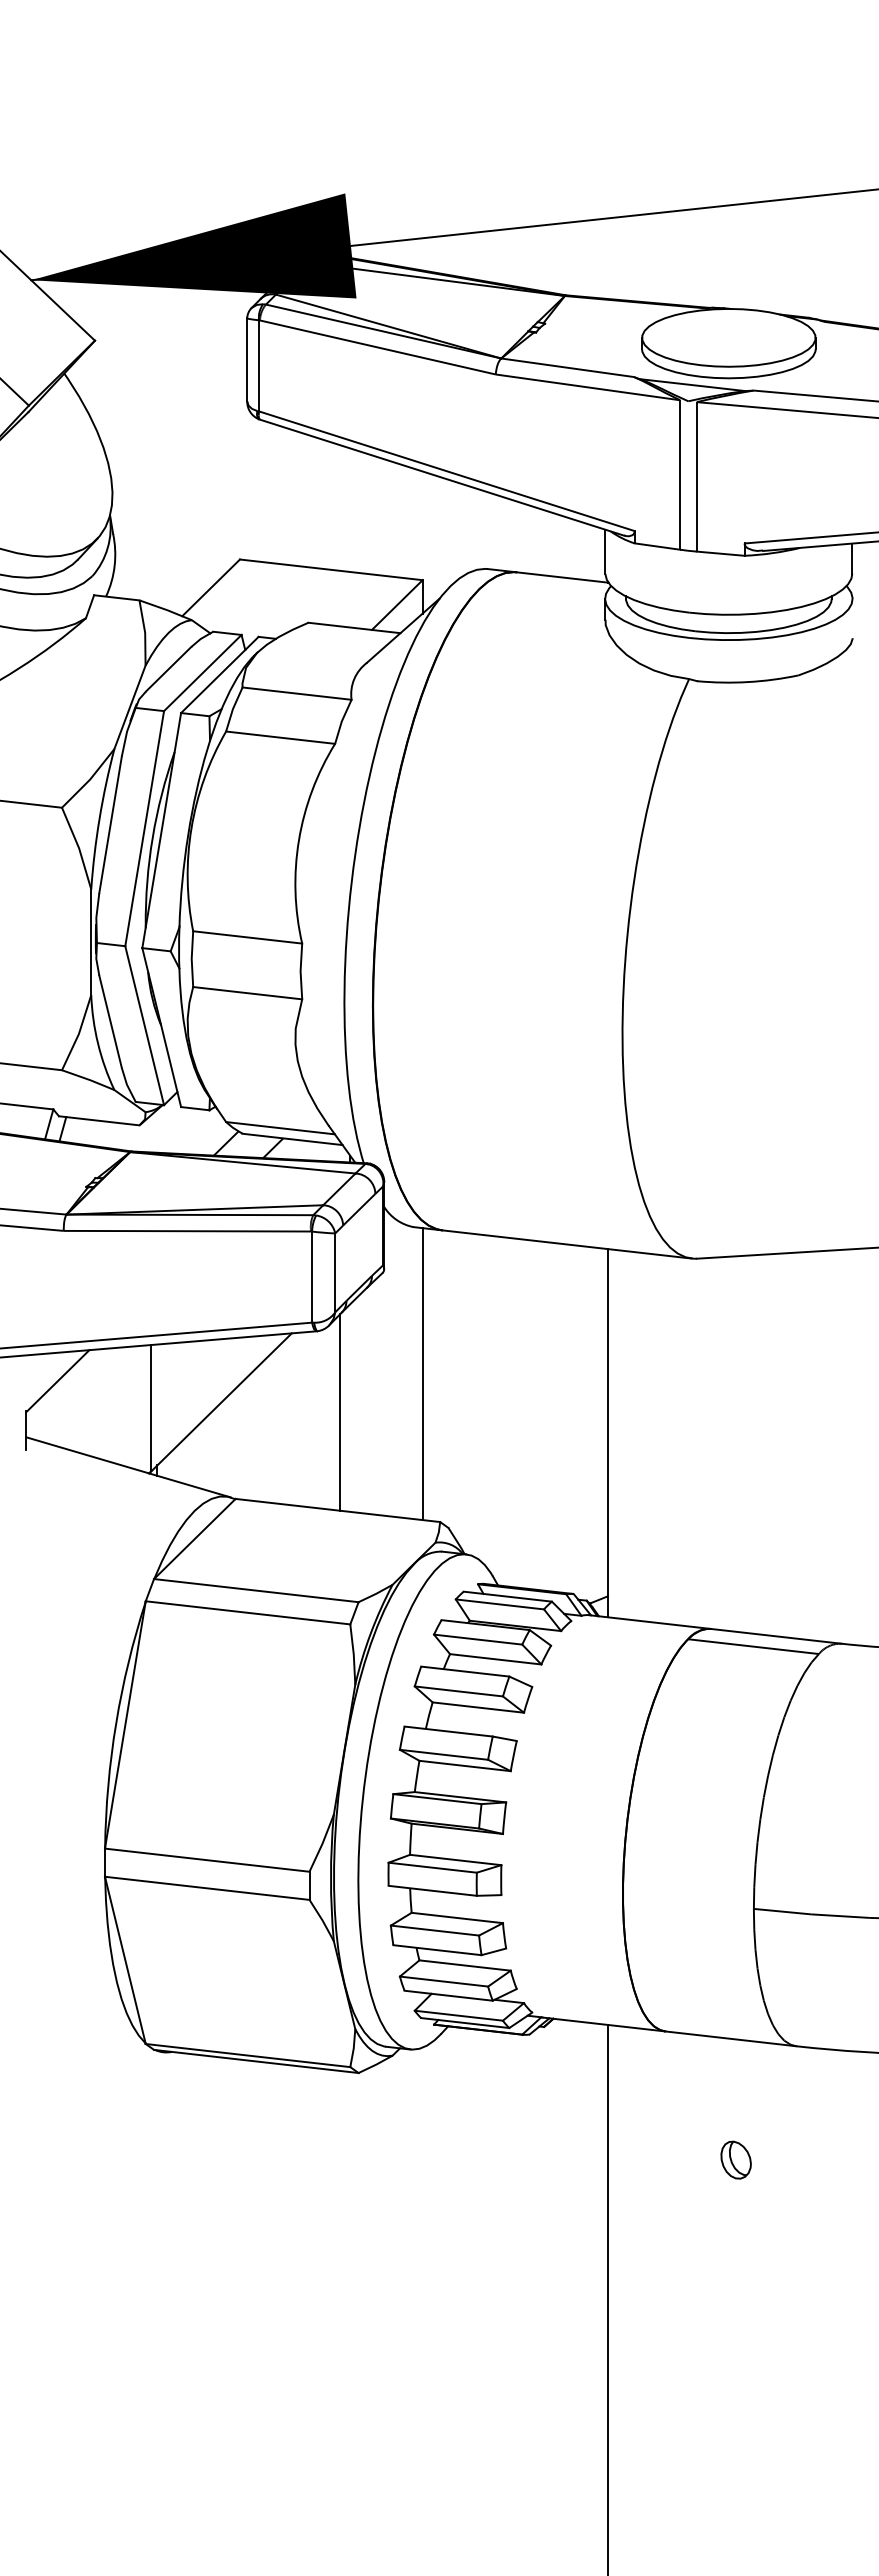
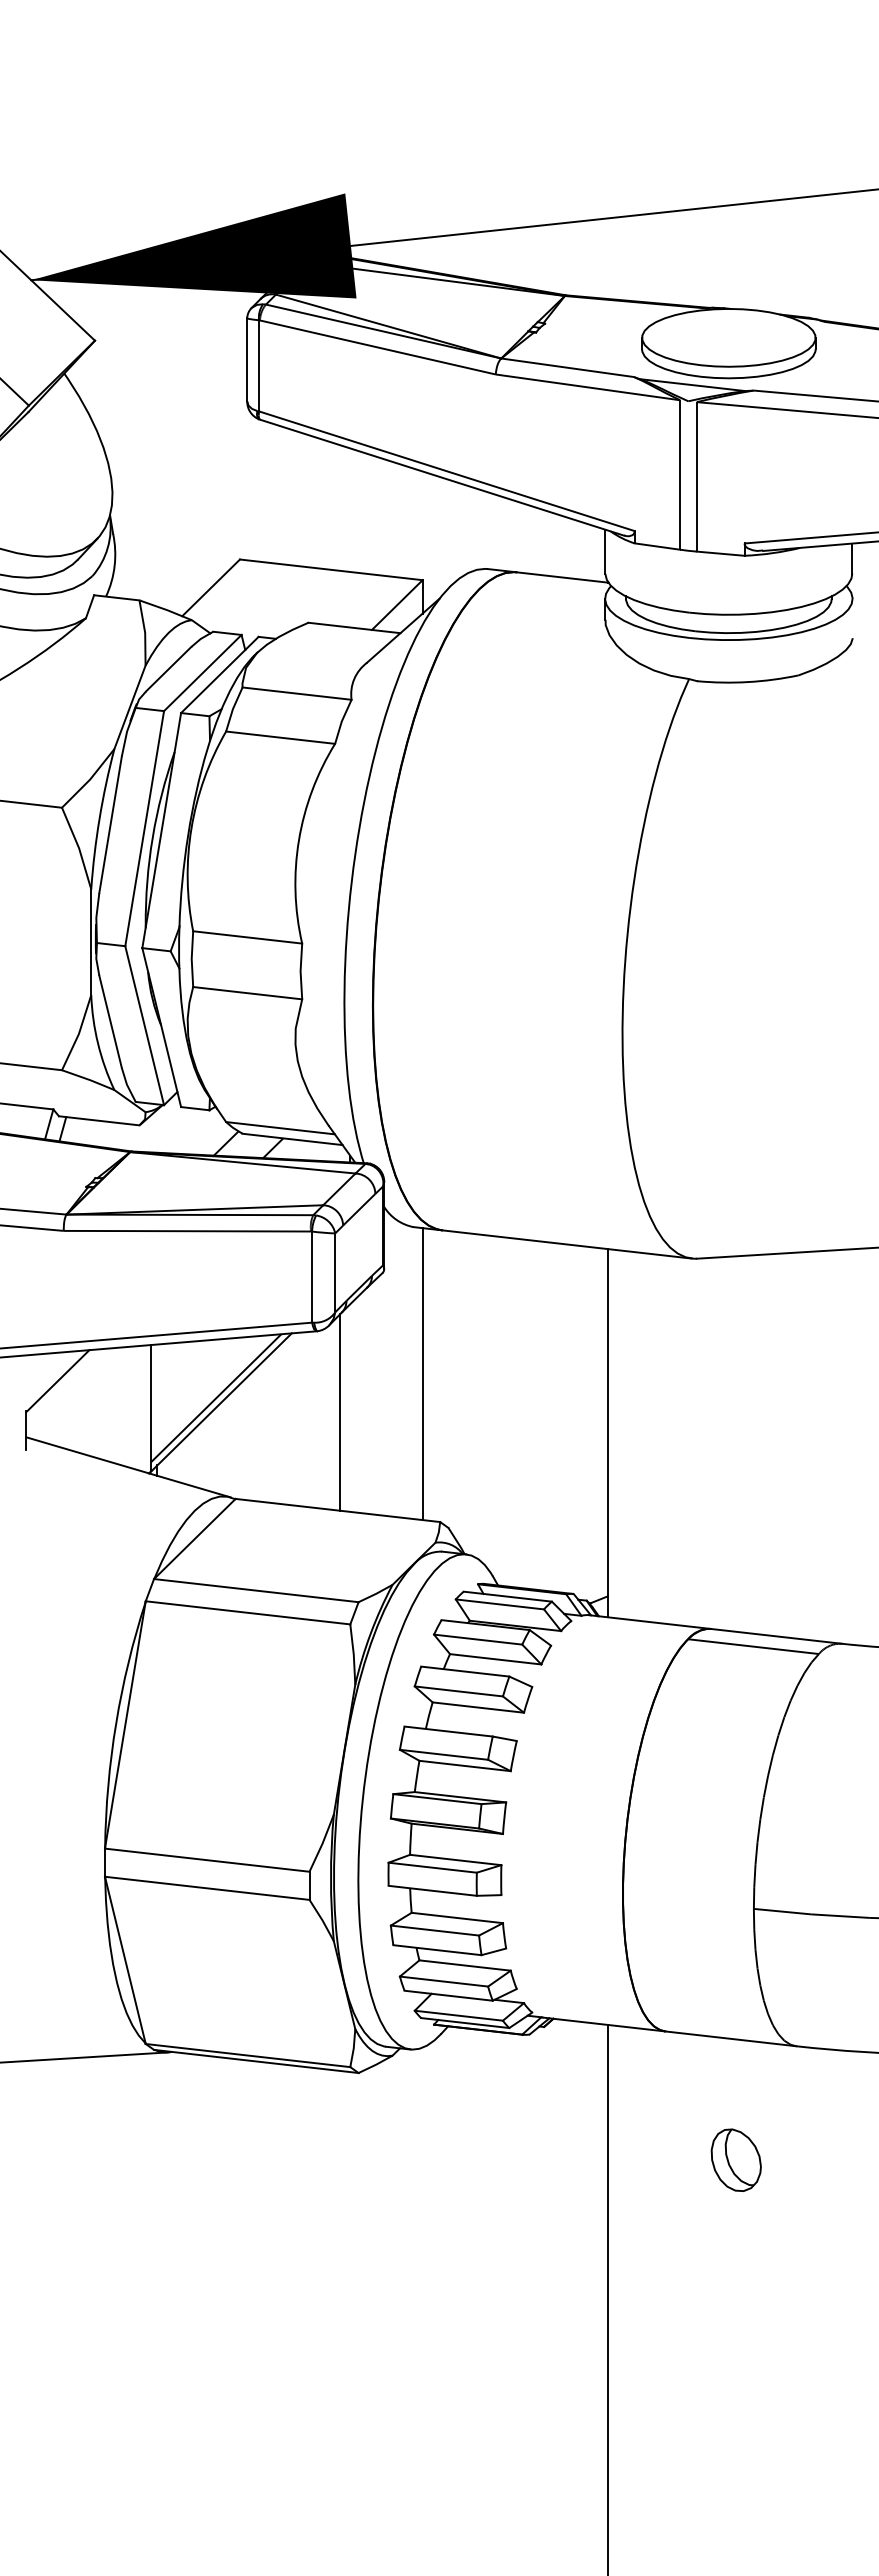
line: none -> present (216, 1398)
line: none -> present (84, 2057)
part size: 32x40 px -> 52x64 px (735, 2159)
